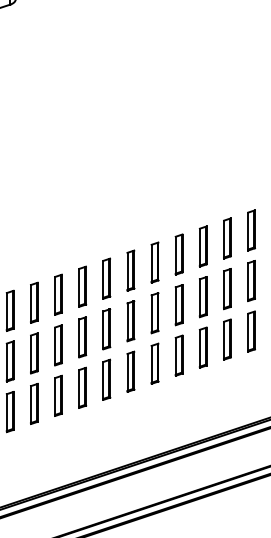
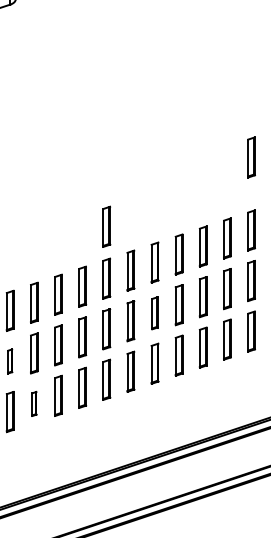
part: none -> present (251, 157)
part: none -> present (106, 226)
part size: 10x43 px -> 8x35 px (154, 313)
part size: 10x43 px -> 7x27 px (10, 361)
part size: 9x42 px -> 7x26 px (34, 403)
